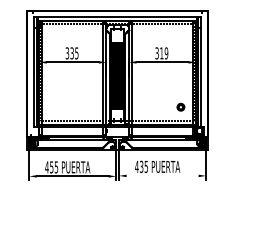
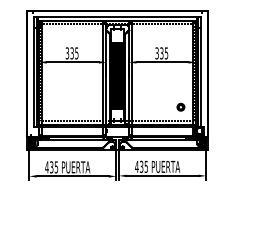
text: 319 -> 335 (164, 53)
text: 455 -> 435 (51, 166)
line: none -> present (162, 175)
